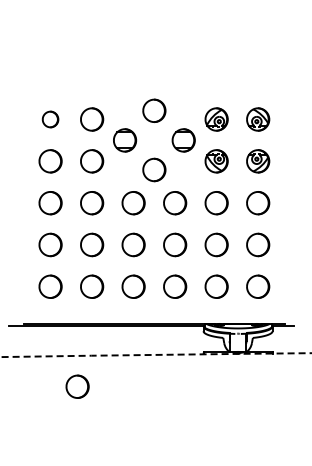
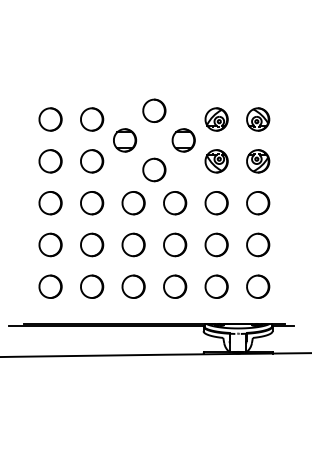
part size: 19x19 px -> 25x25 px (50, 119)
arc: dashed -> solid (156, 354)
part: present -> none (77, 386)
